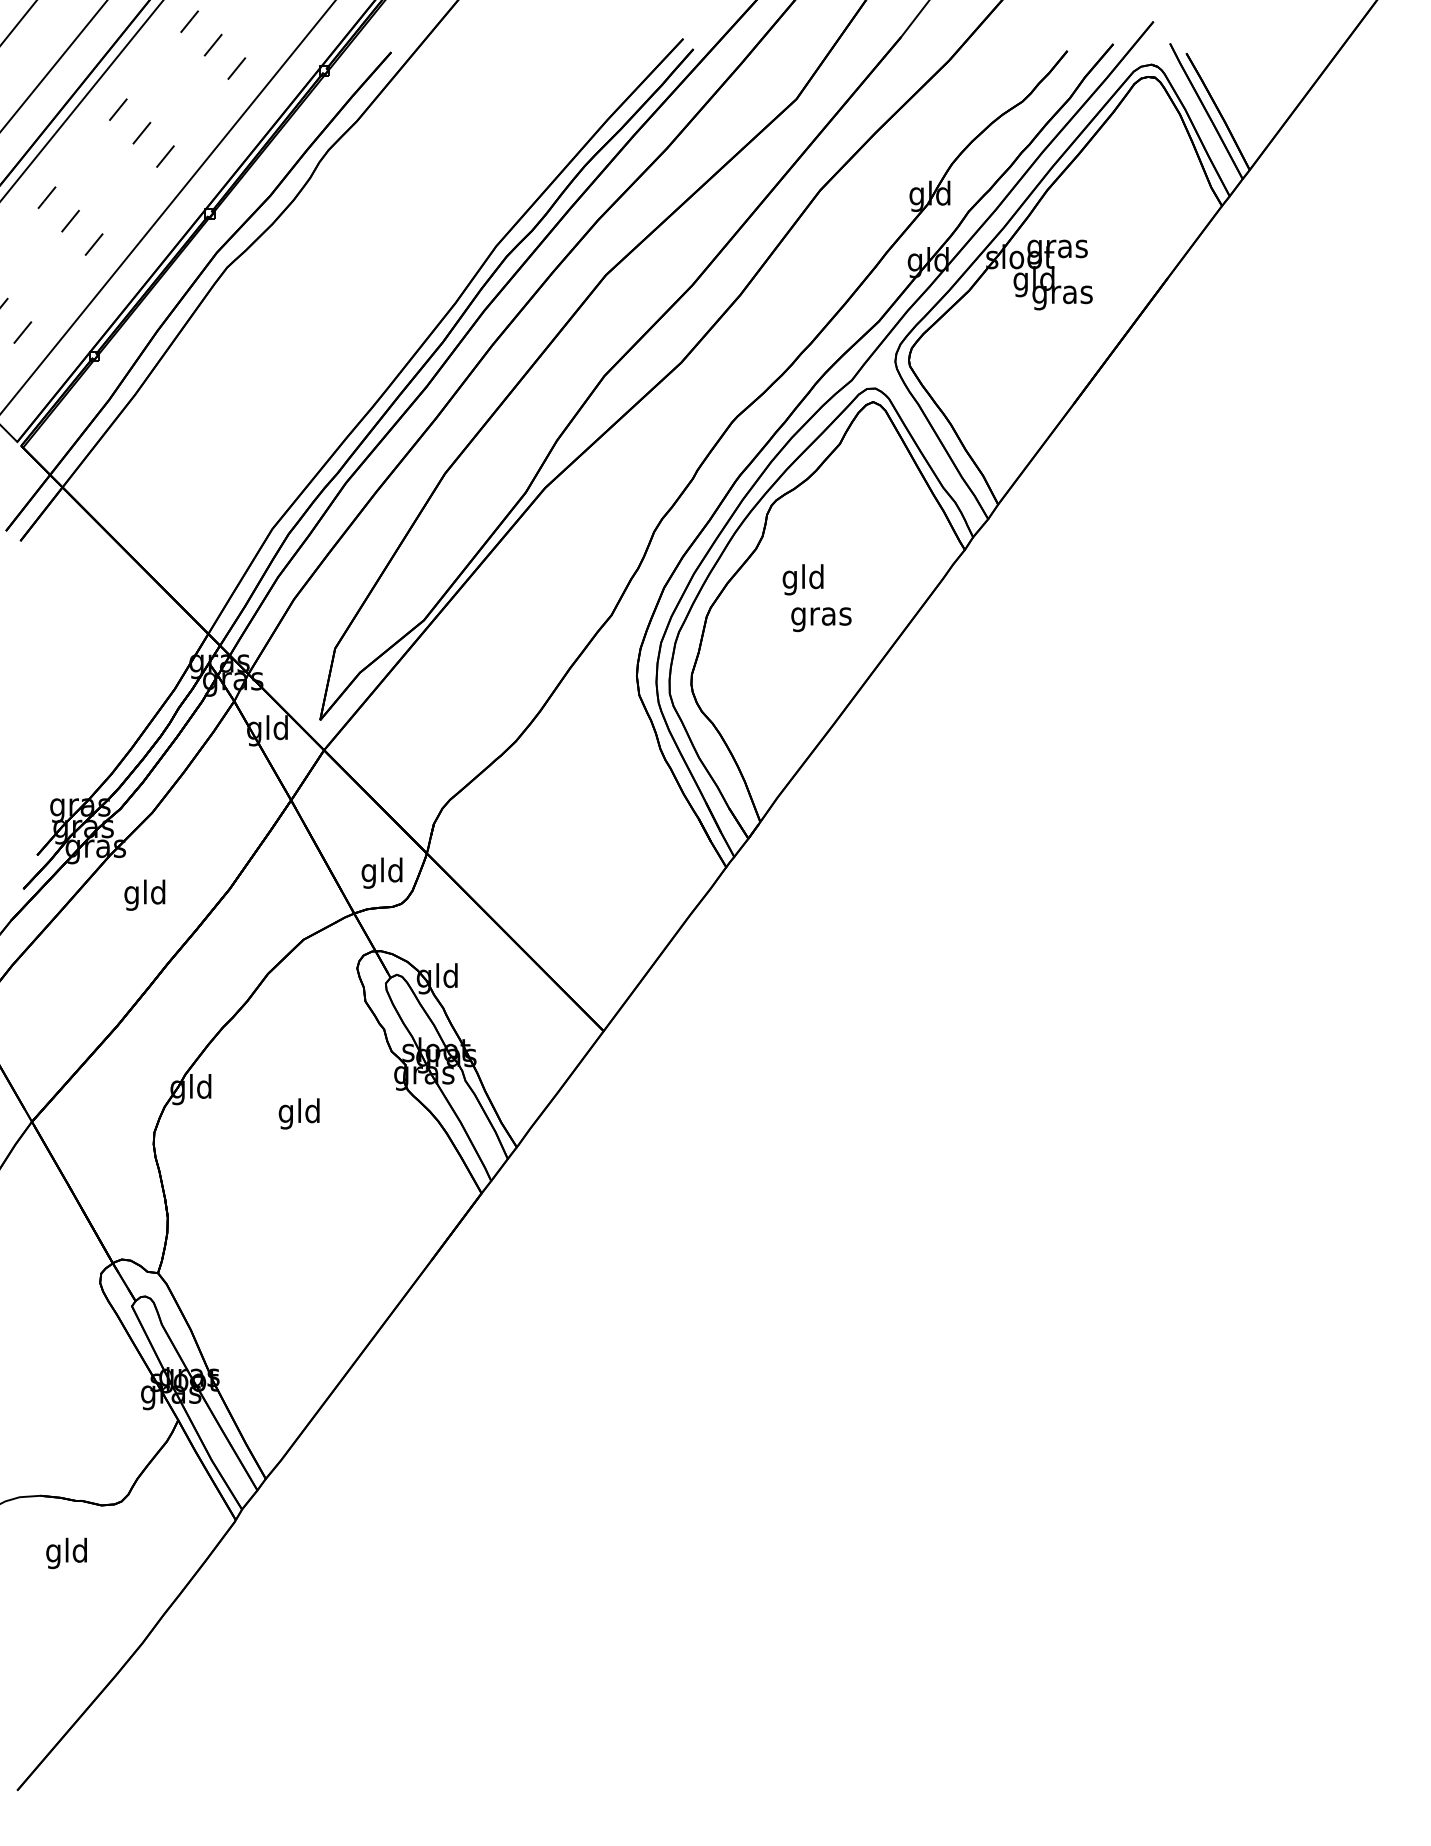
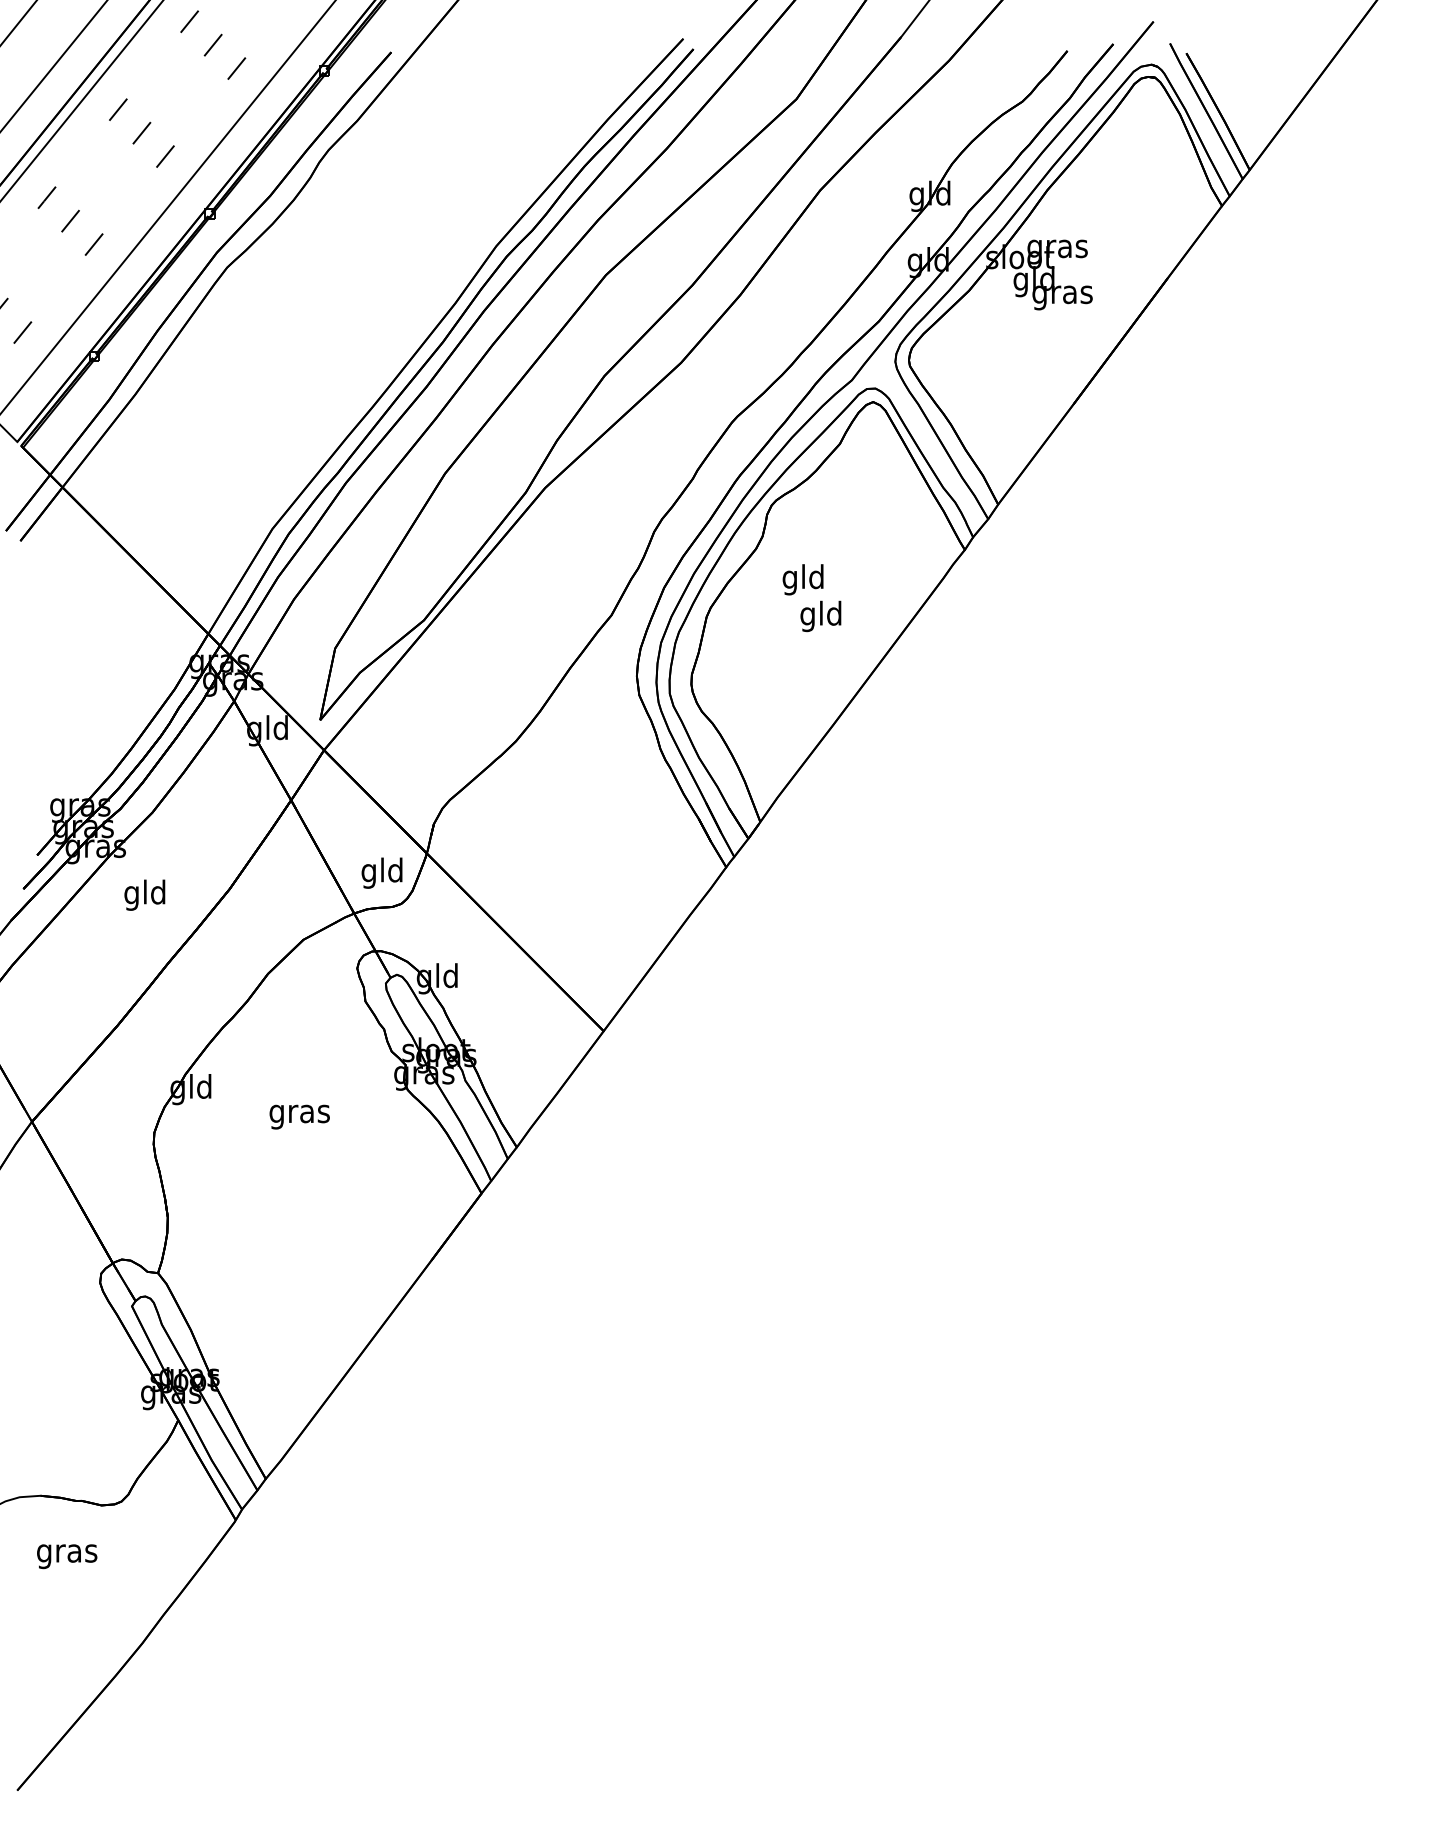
text: gras -> gld (821, 616)
text: gld -> gras (299, 1113)
text: gld -> gras (67, 1553)
